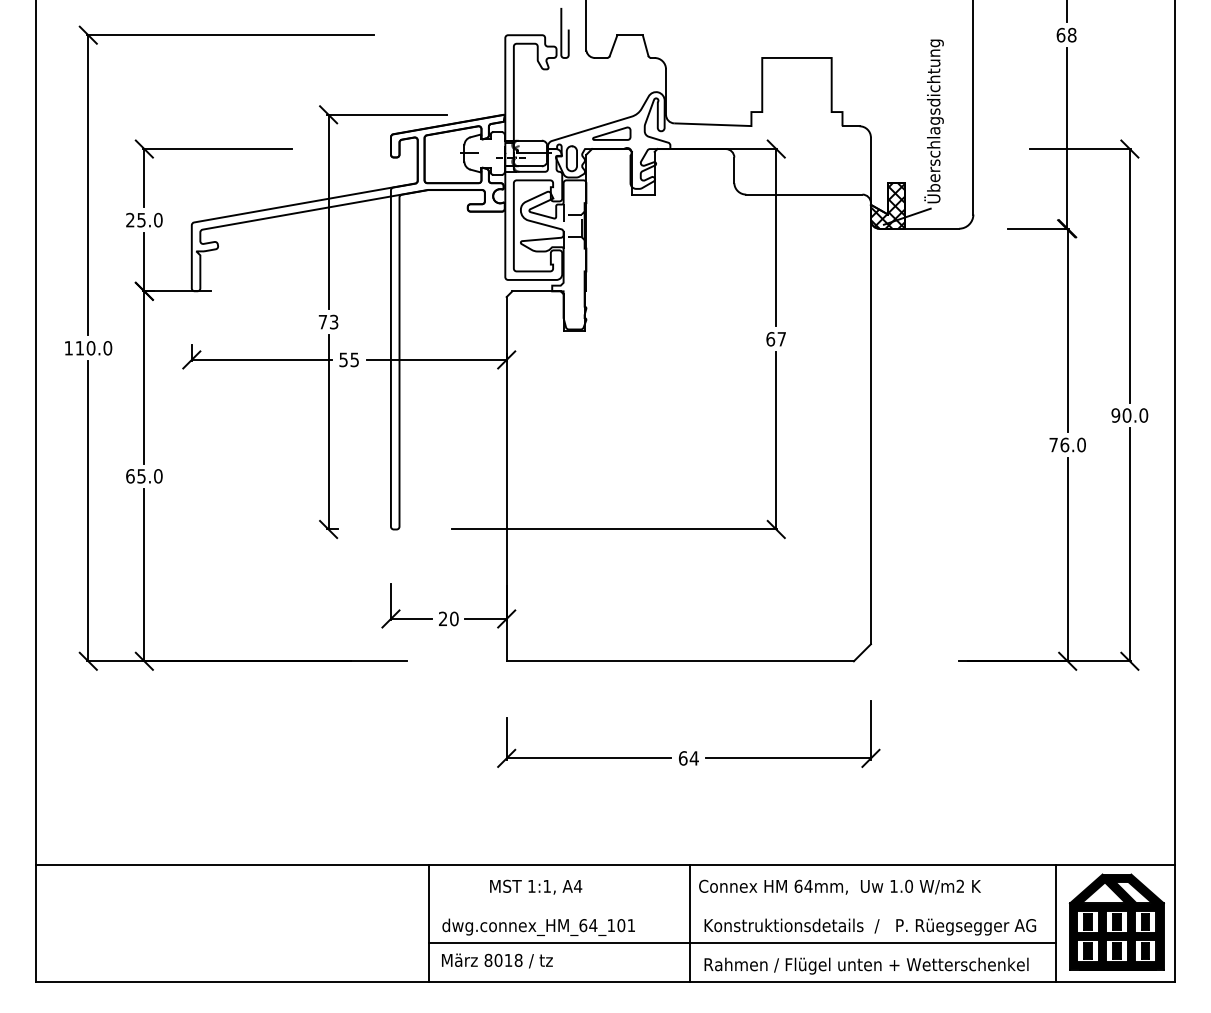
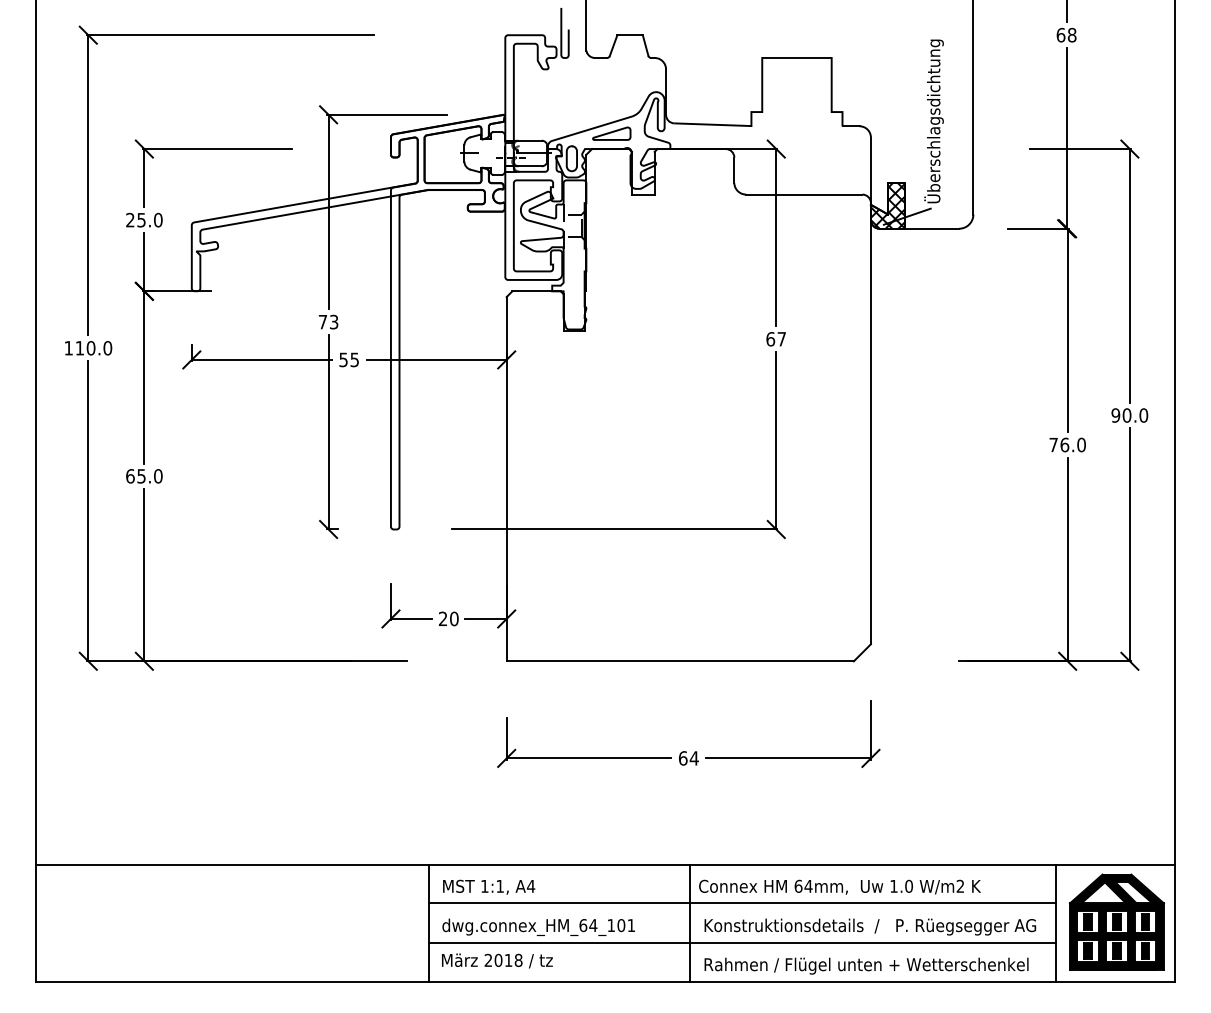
text position: (536, 886) -> (489, 886) (489, 886)
line: none -> present (742, 903)
text: 8018 -> 2018 (488, 960)
